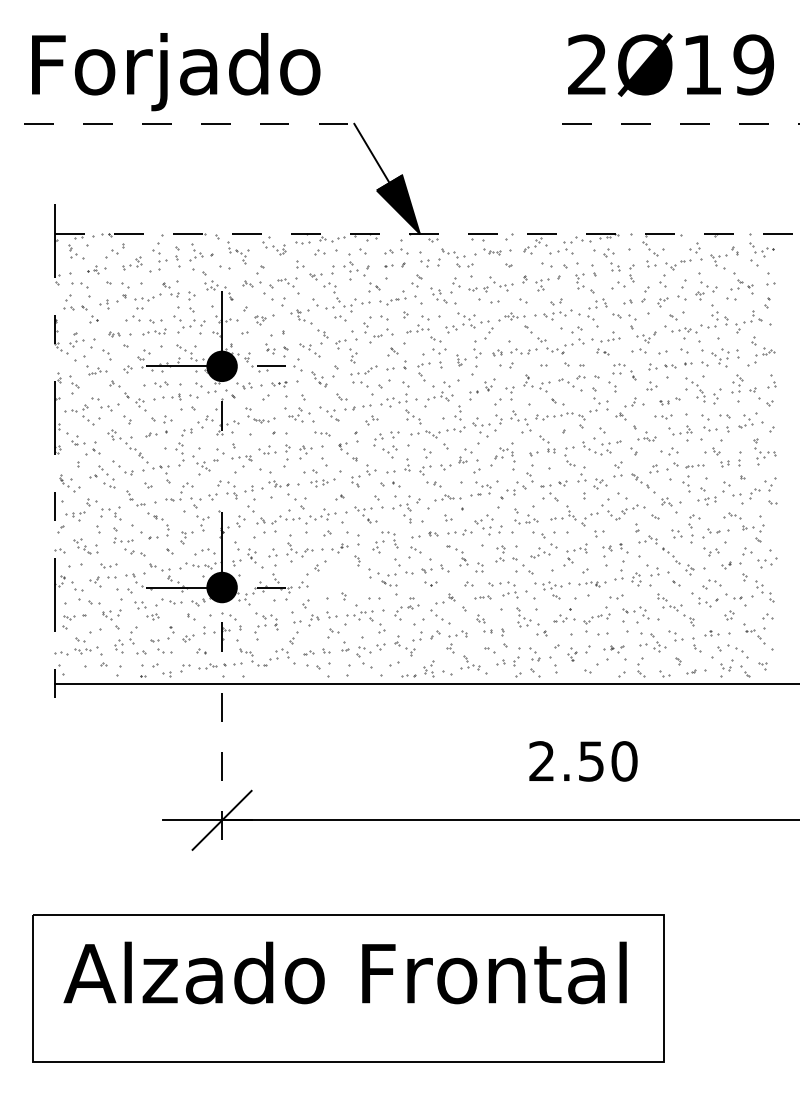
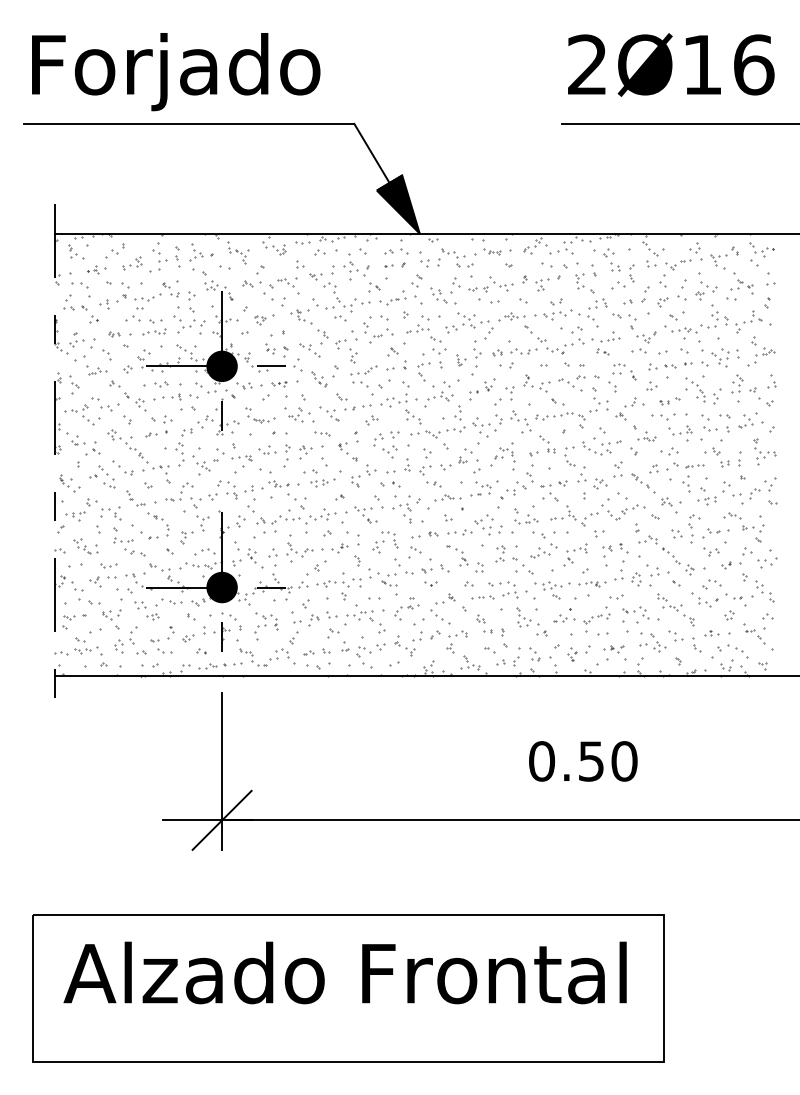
text: 2Ø19 -> 2Ø16 (753, 64)
line: dashed -> solid (189, 123)
line: dashed -> solid (680, 123)
line: dashed -> solid (427, 233)
part size: 19x6 px -> 25x8 px (663, 416)
part: none -> present (338, 579)
part size: 18x5 px -> 24x5 px (482, 597)
line position: (425, 684) -> (425, 676) (425, 676)
text: 2.50 -> 0.50 (542, 761)
line: dashed -> solid (222, 771)
